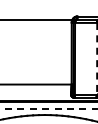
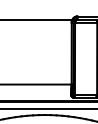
line: dashed -> solid (97, 58)
line: dashed -> solid (48, 108)
